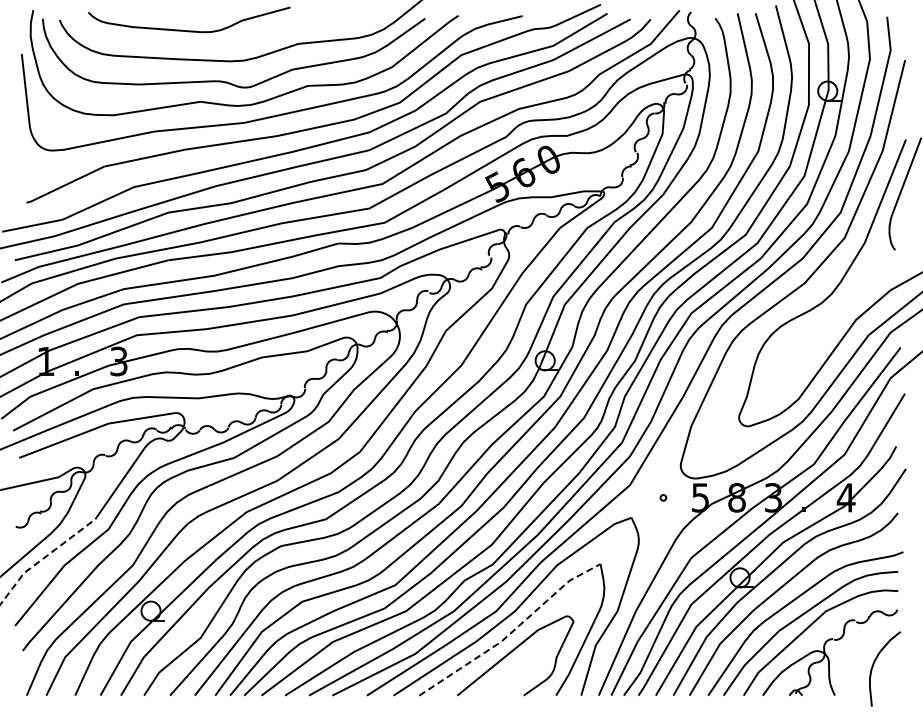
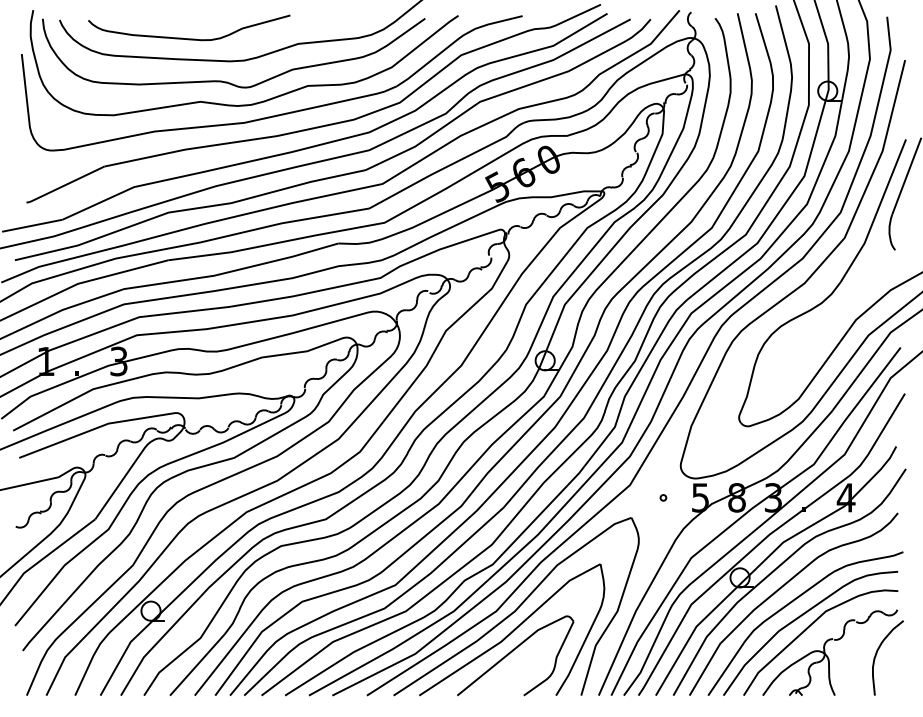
curve position: (189, 30) -> (189, 38) (189, 38)
line: dashed -> solid (43, 558)
line: dashed -> solid (512, 631)
curve position: (874, 664) -> (877, 653) (877, 653)
